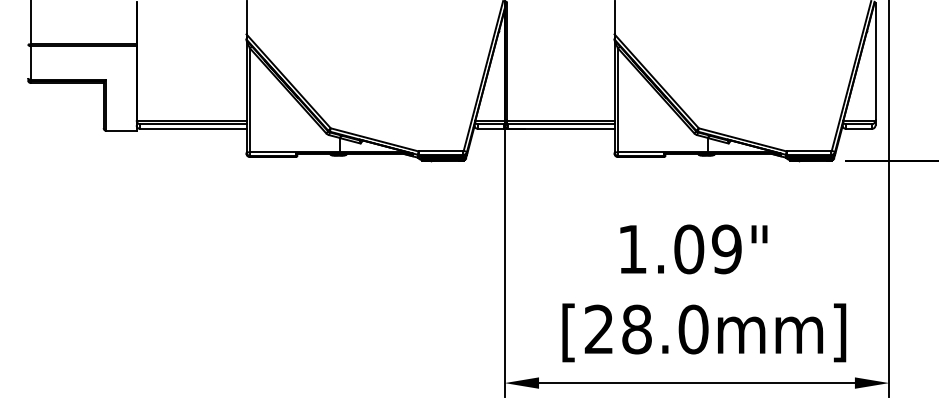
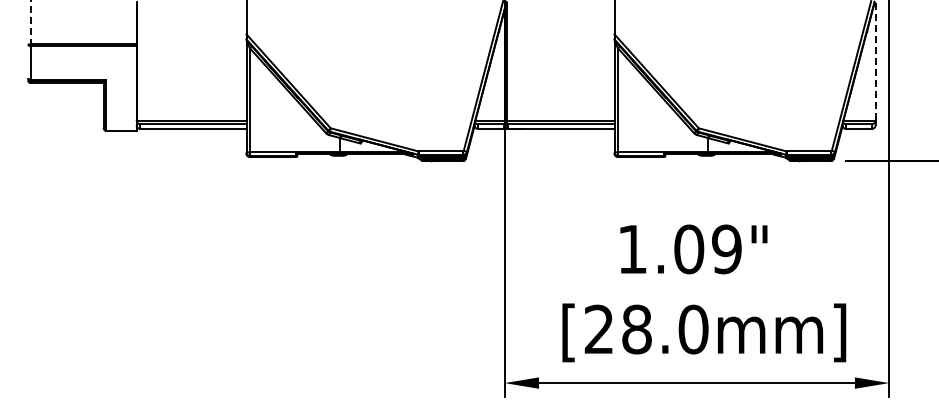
line: solid -> dashed (30, 22)
line: solid -> dashed (875, 61)
